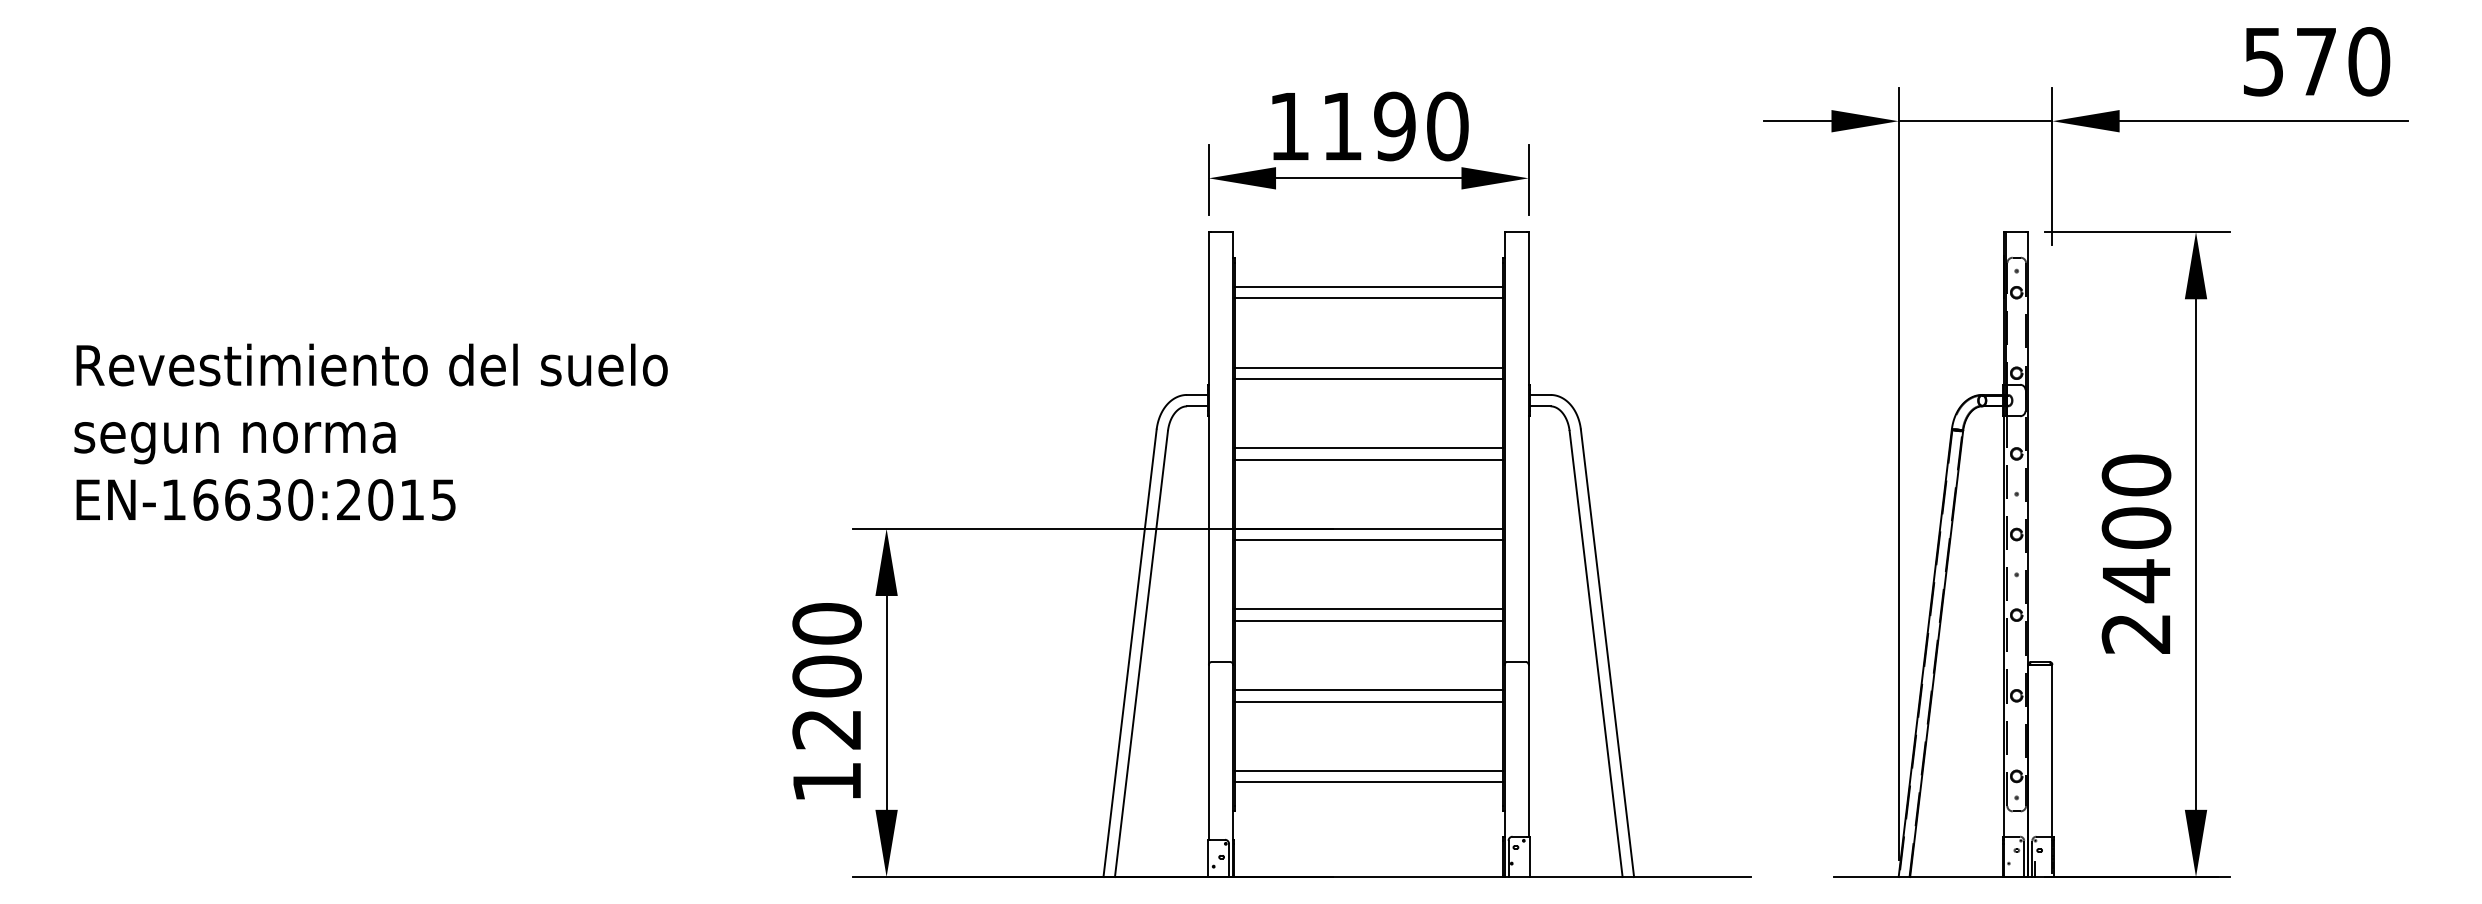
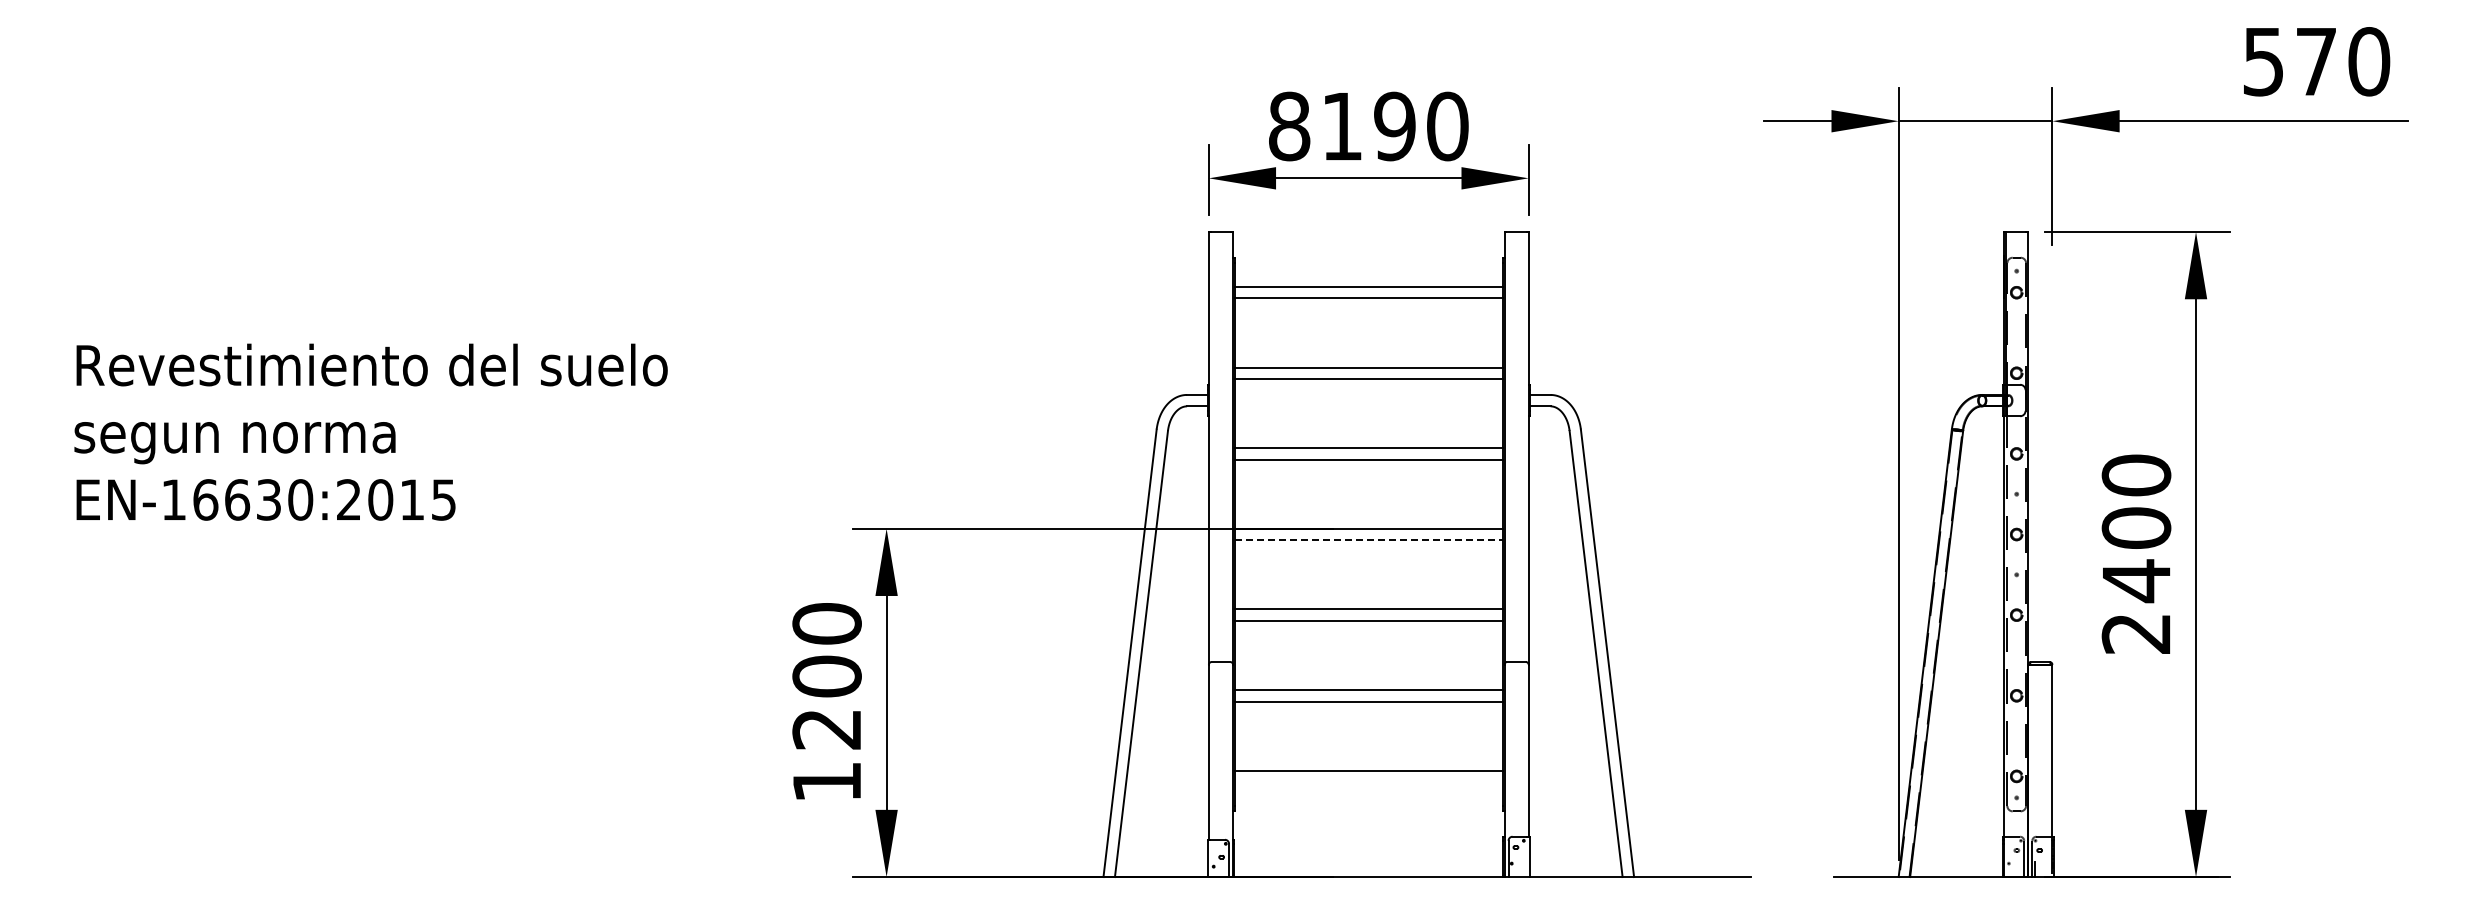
text: 1190 -> 8190 (1289, 126)
line: solid -> dashed (1369, 540)
line: present -> none (1368, 782)
